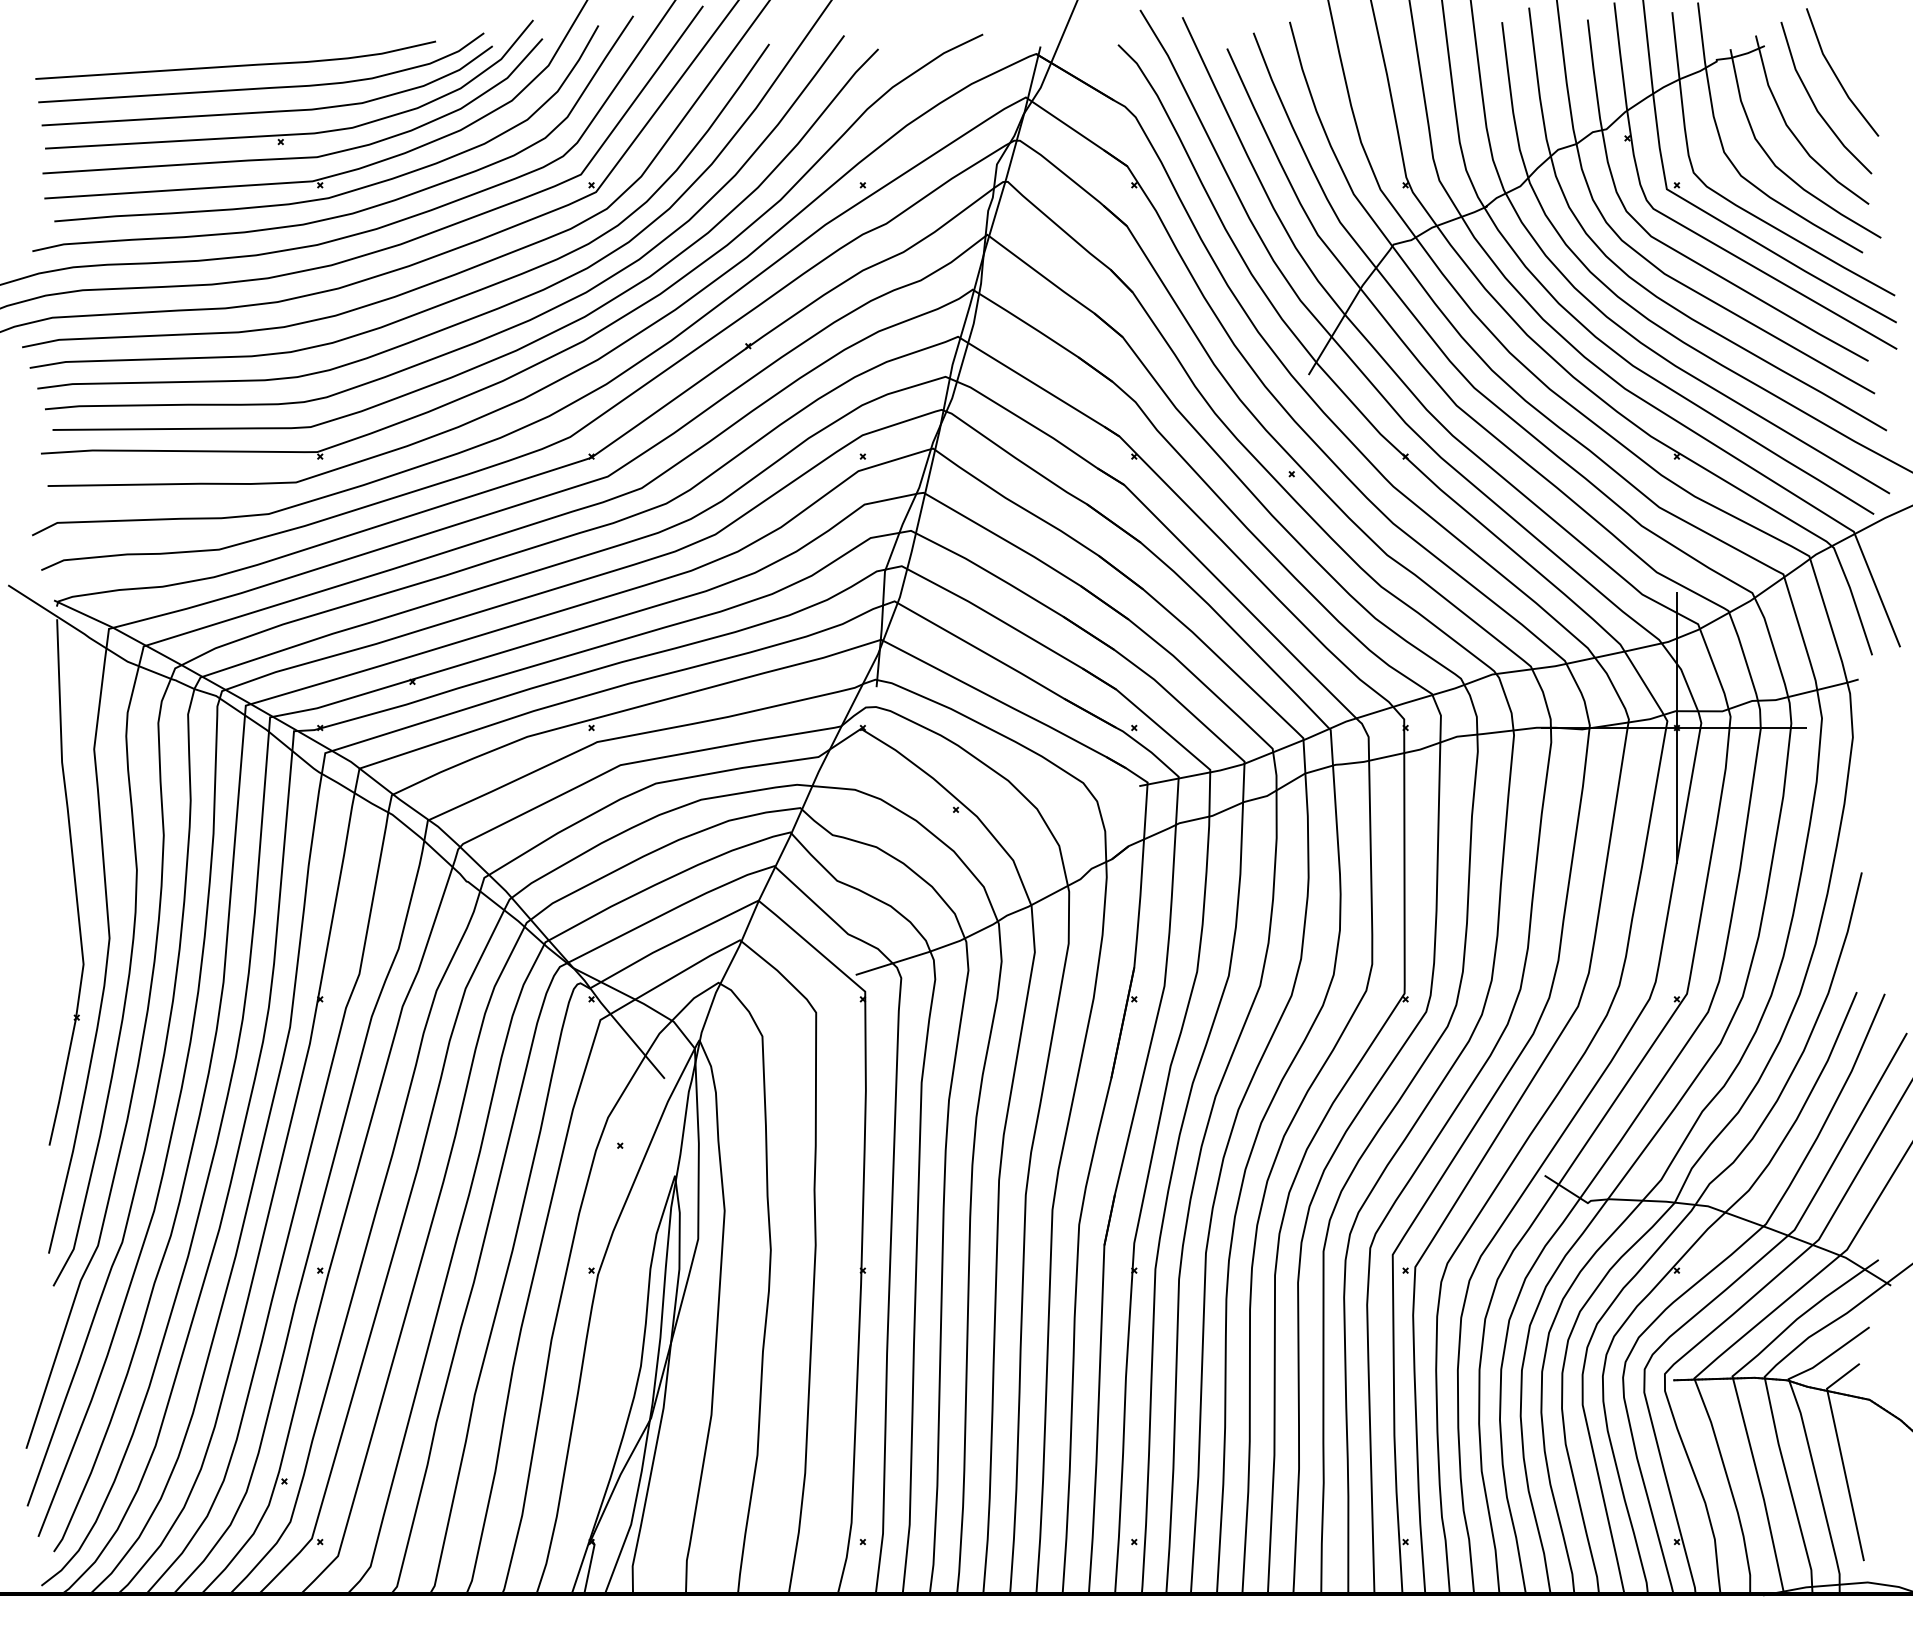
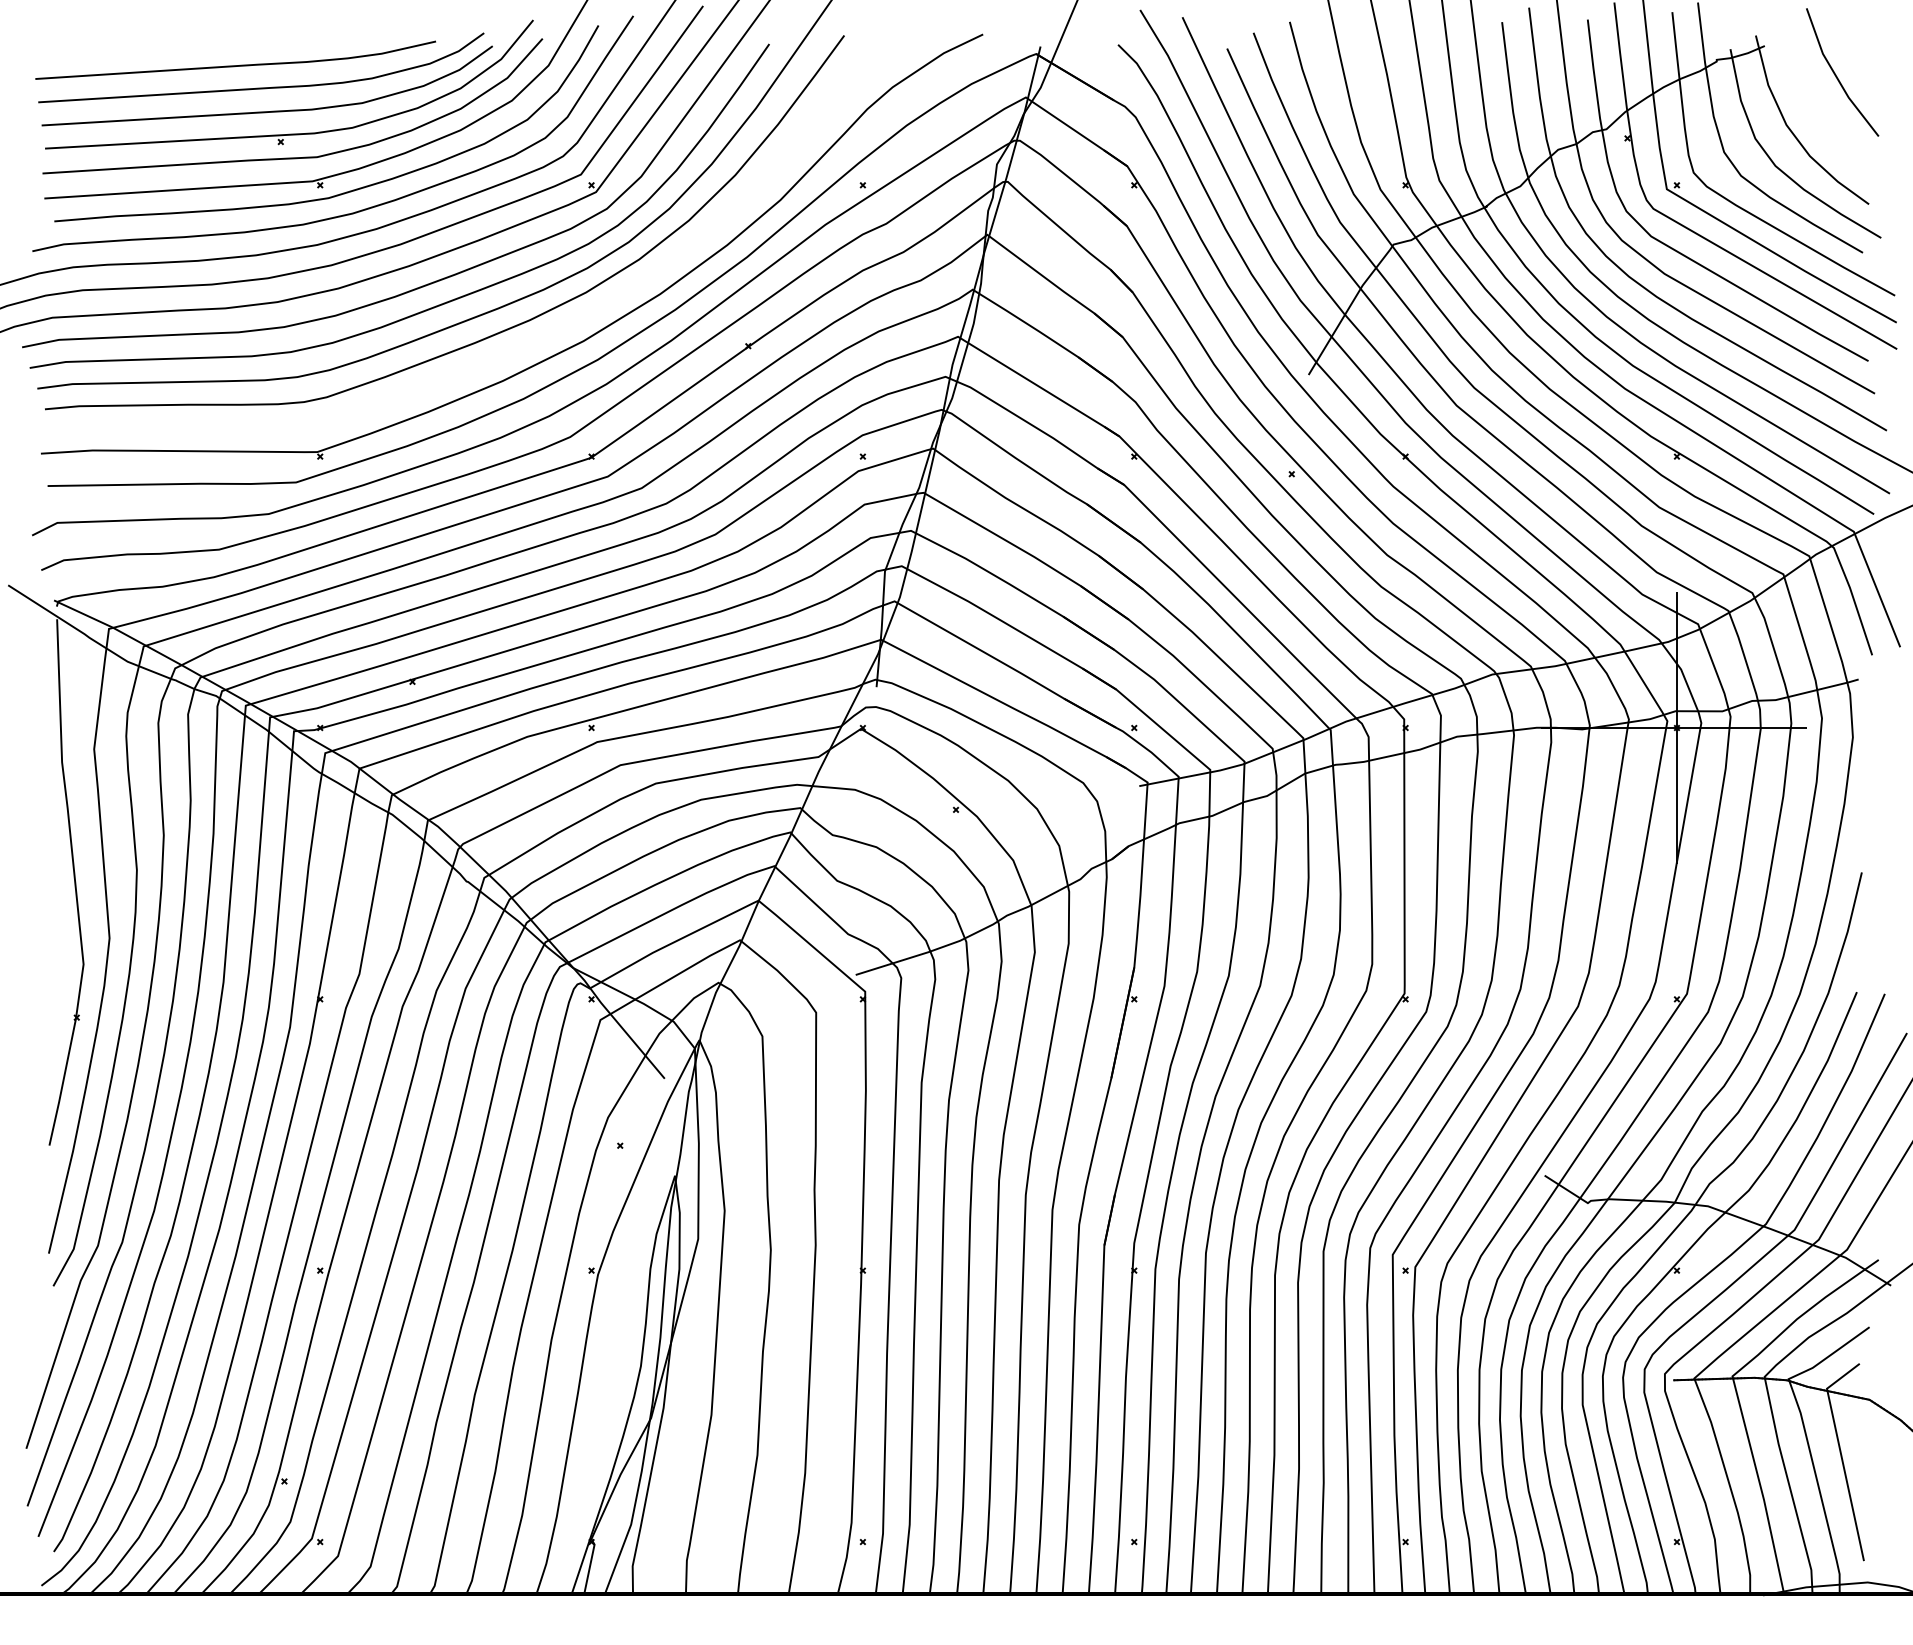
line: present -> none (1815, 104)
curve: present -> none (508, 352)
